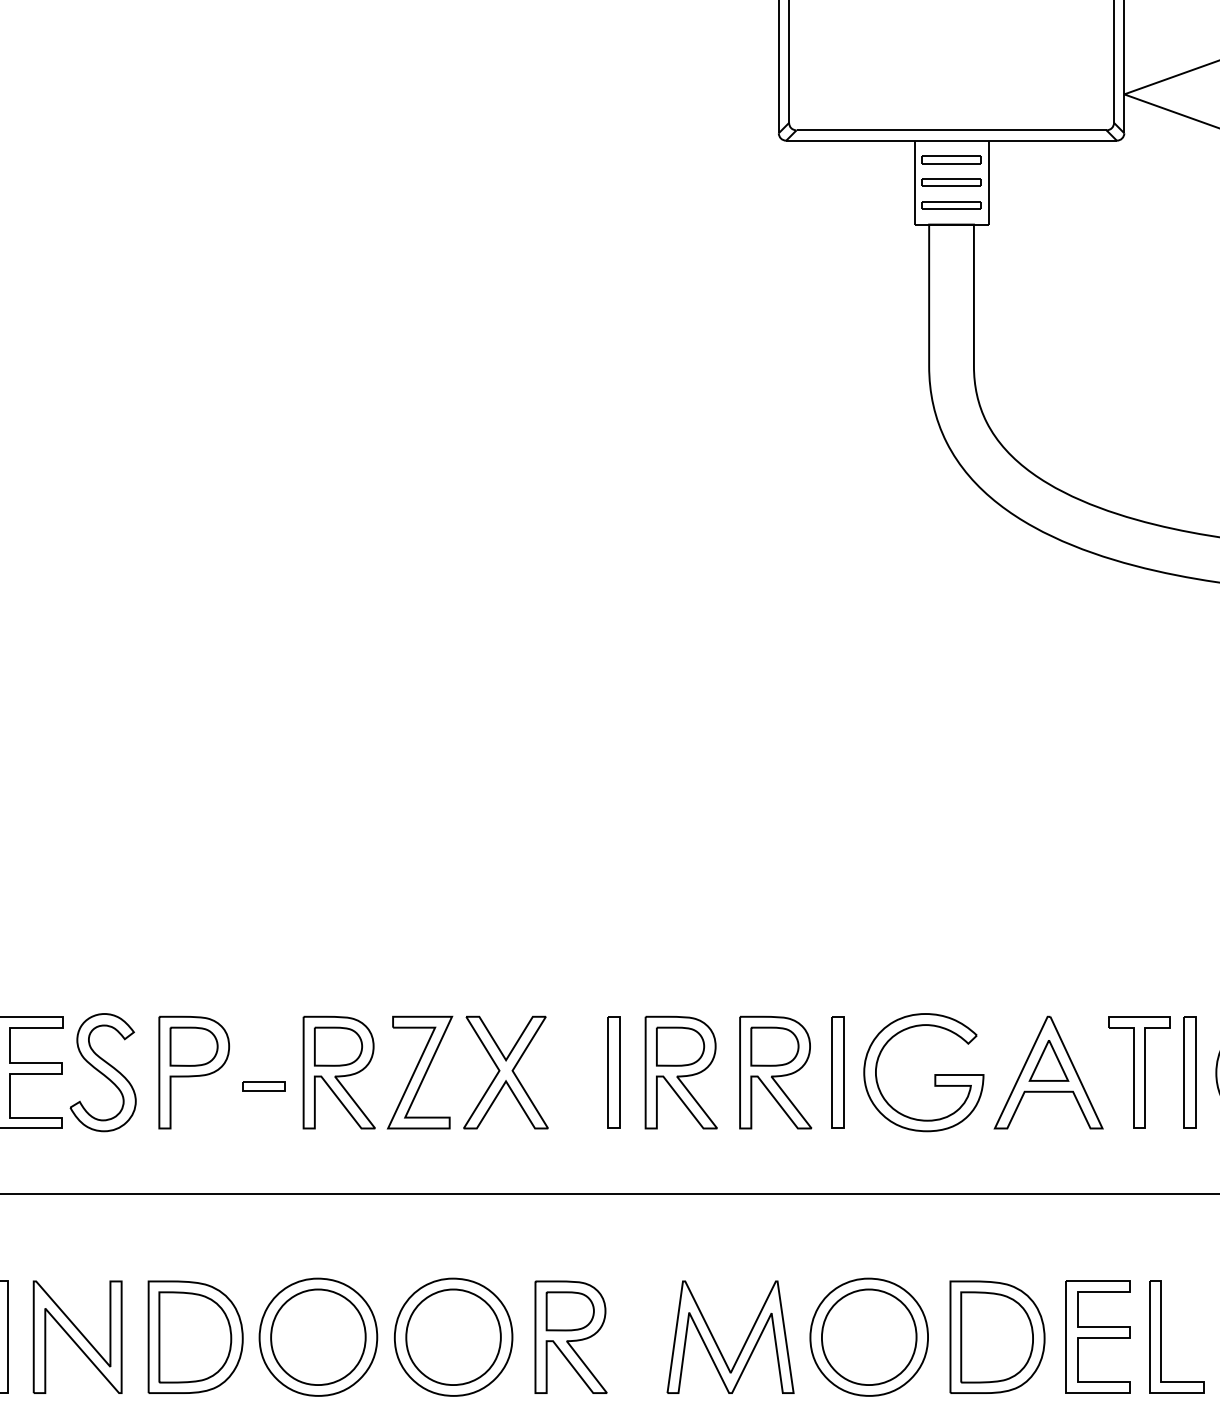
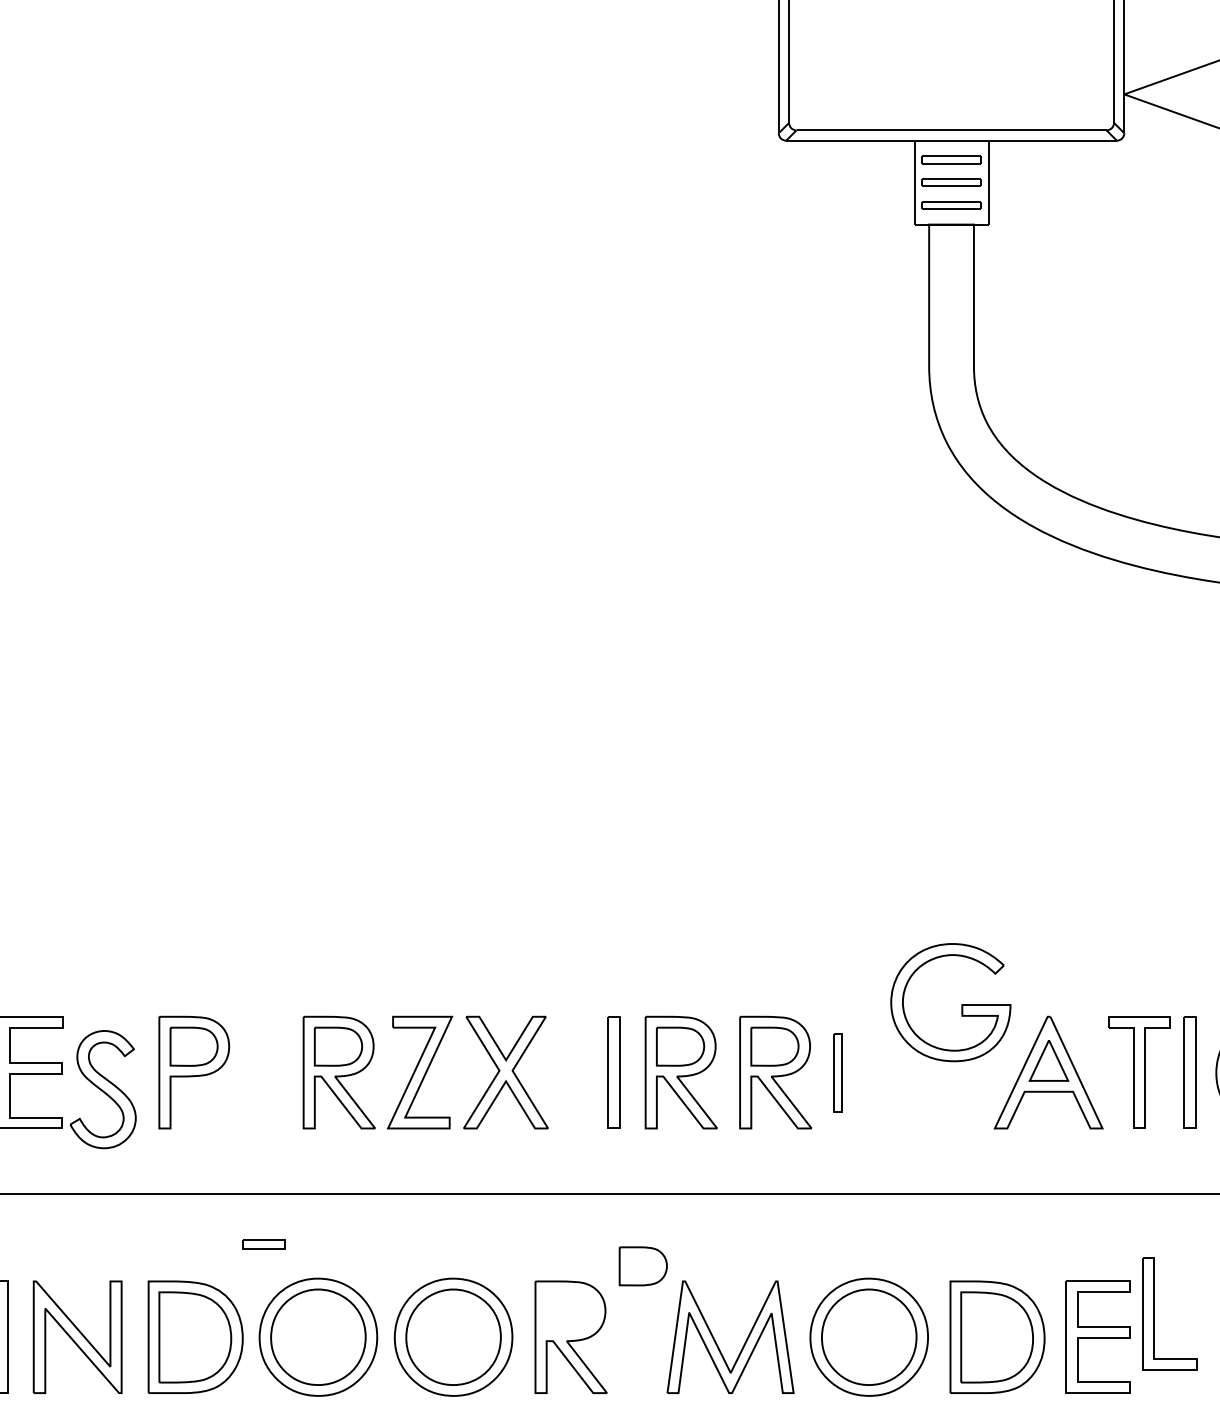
part position: (102, 1072) -> (102, 1089) (102, 1089)
part size: 14x113 px -> 10x80 px (837, 1072)
part position: (934, 1074) -> (961, 1004) (961, 1004)
part position: (263, 1086) -> (263, 1244) (263, 1244)
part position: (569, 1311) -> (642, 1266) (642, 1266)
part position: (1161, 1336) -> (1154, 1313) (1154, 1313)
